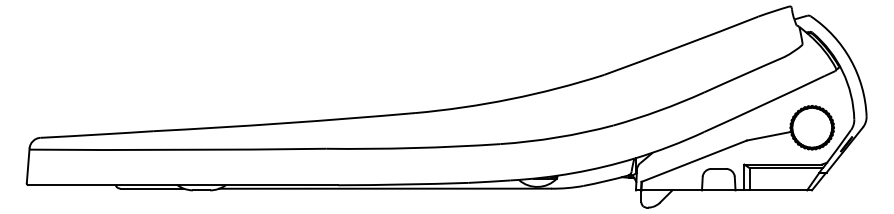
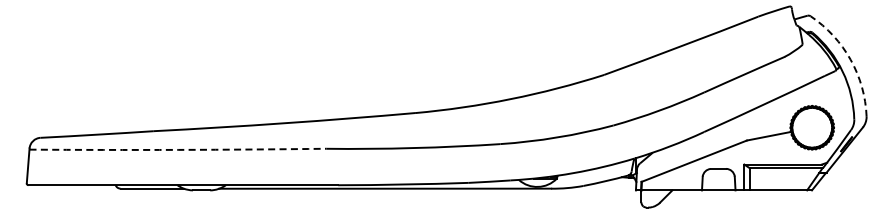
arc: solid -> dashed (850, 59)
arc: solid -> dashed (178, 149)
